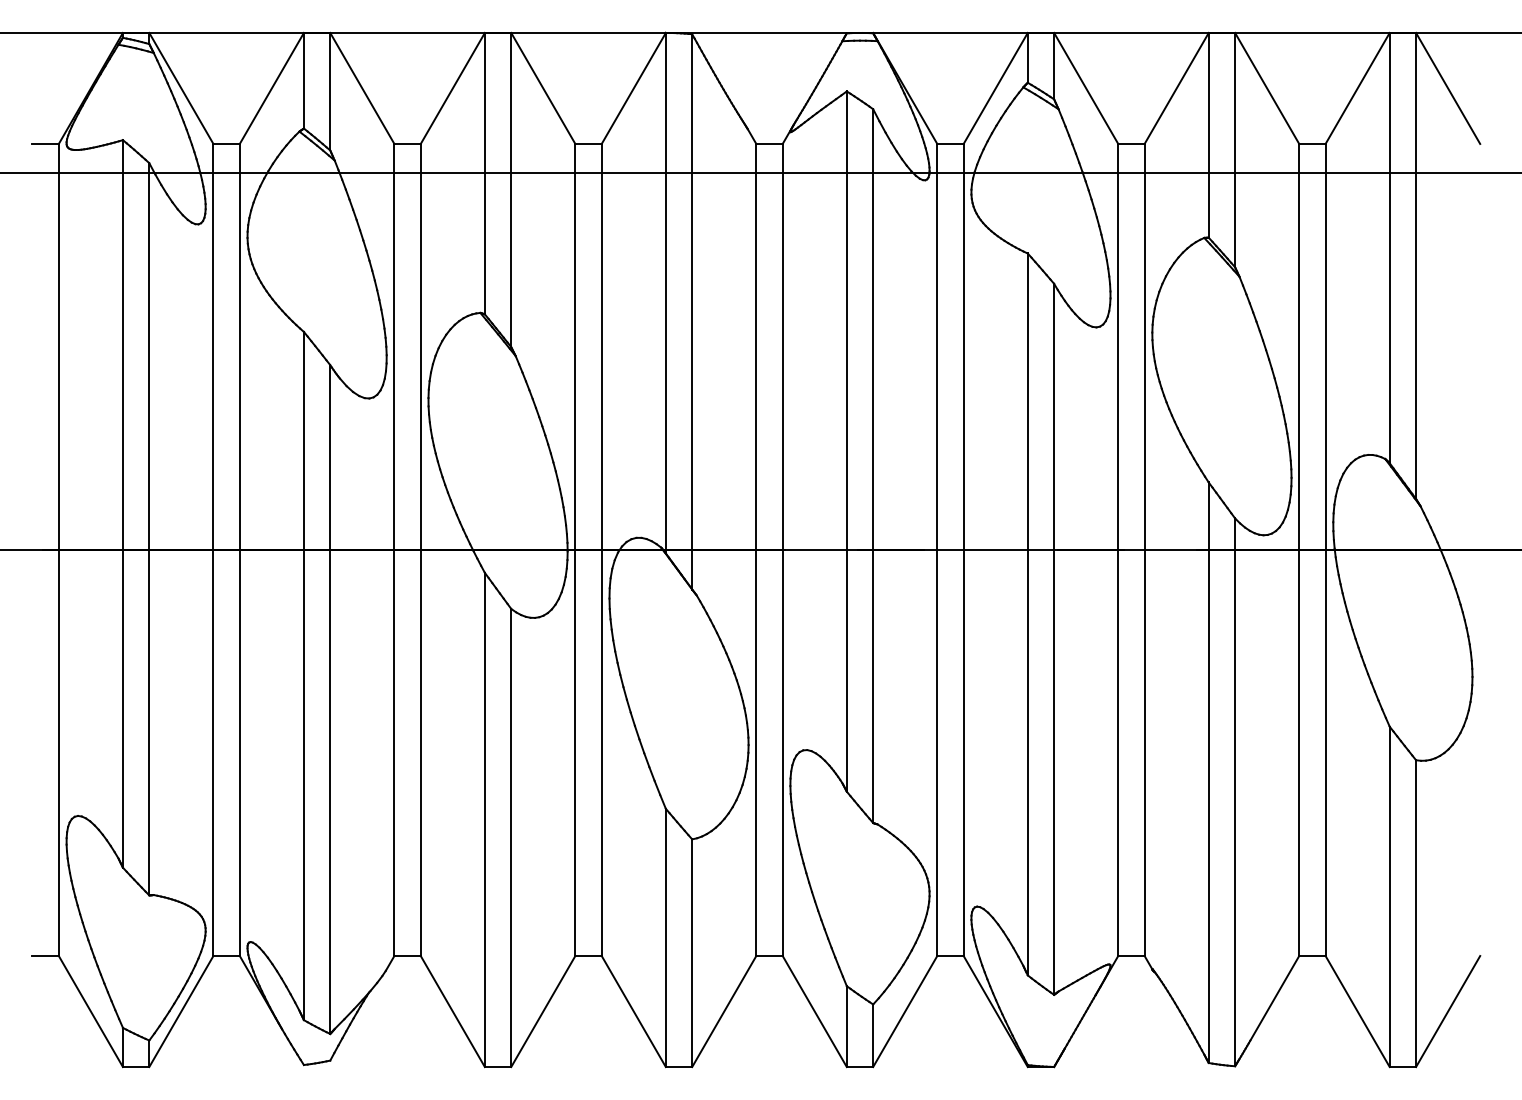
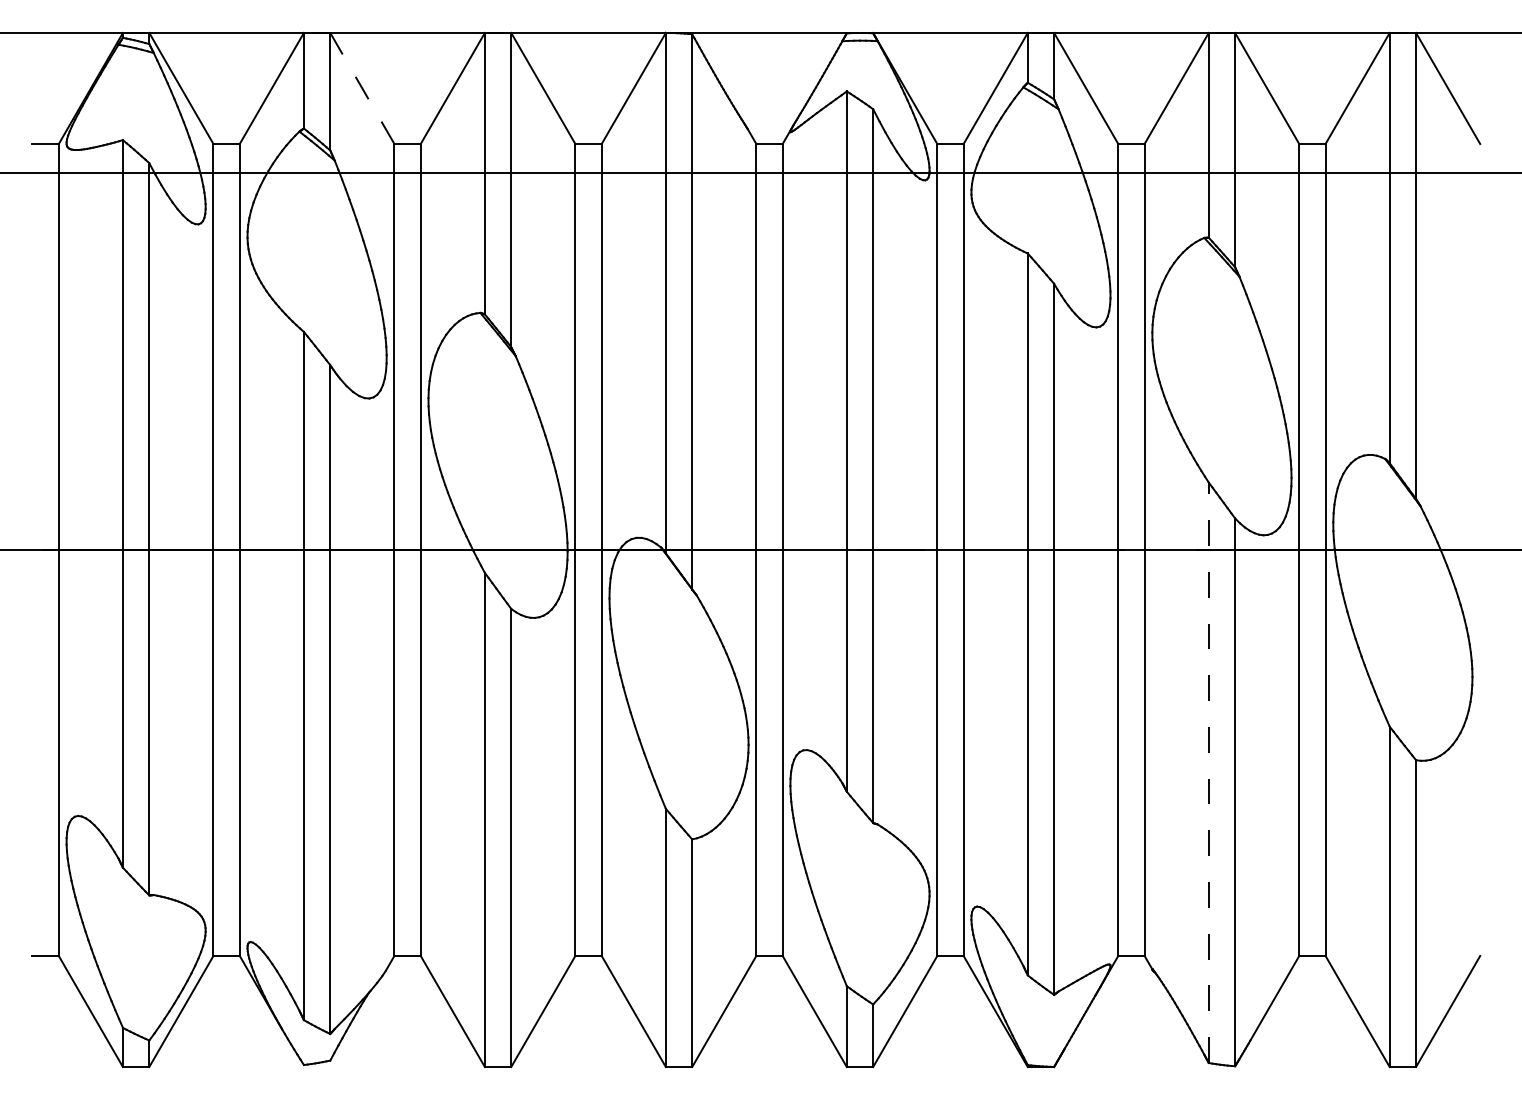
line: solid -> dashed (362, 88)
line: solid -> dashed (1208, 772)
